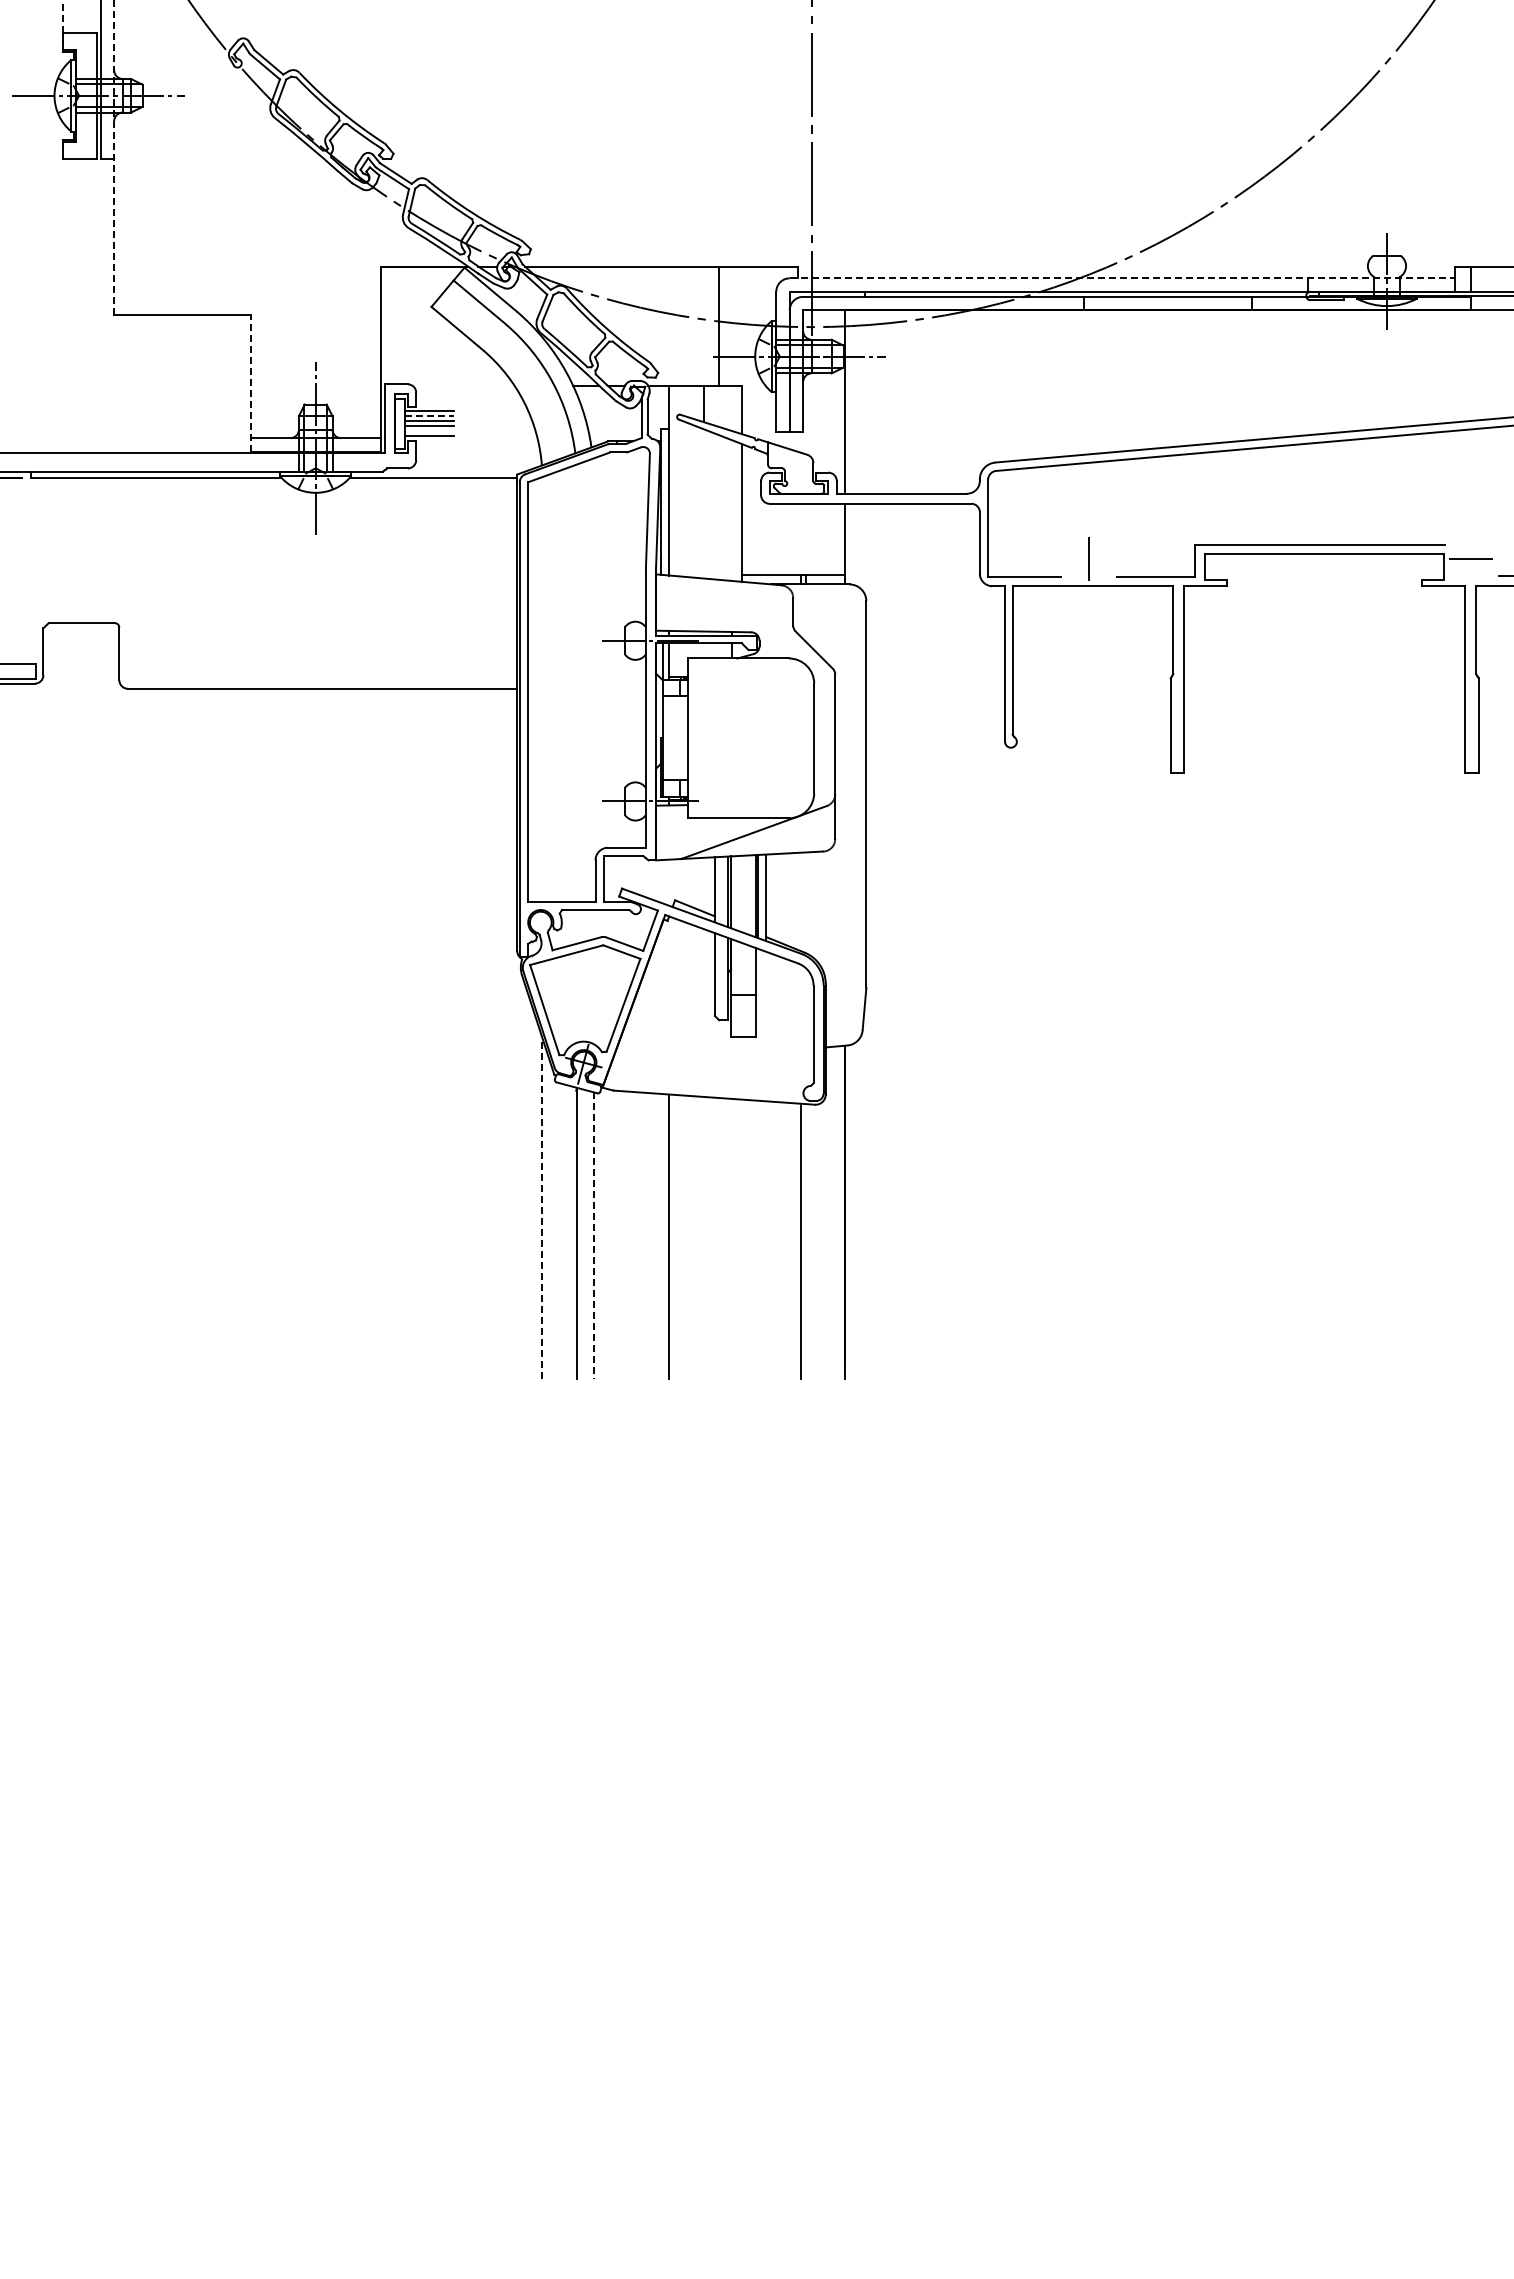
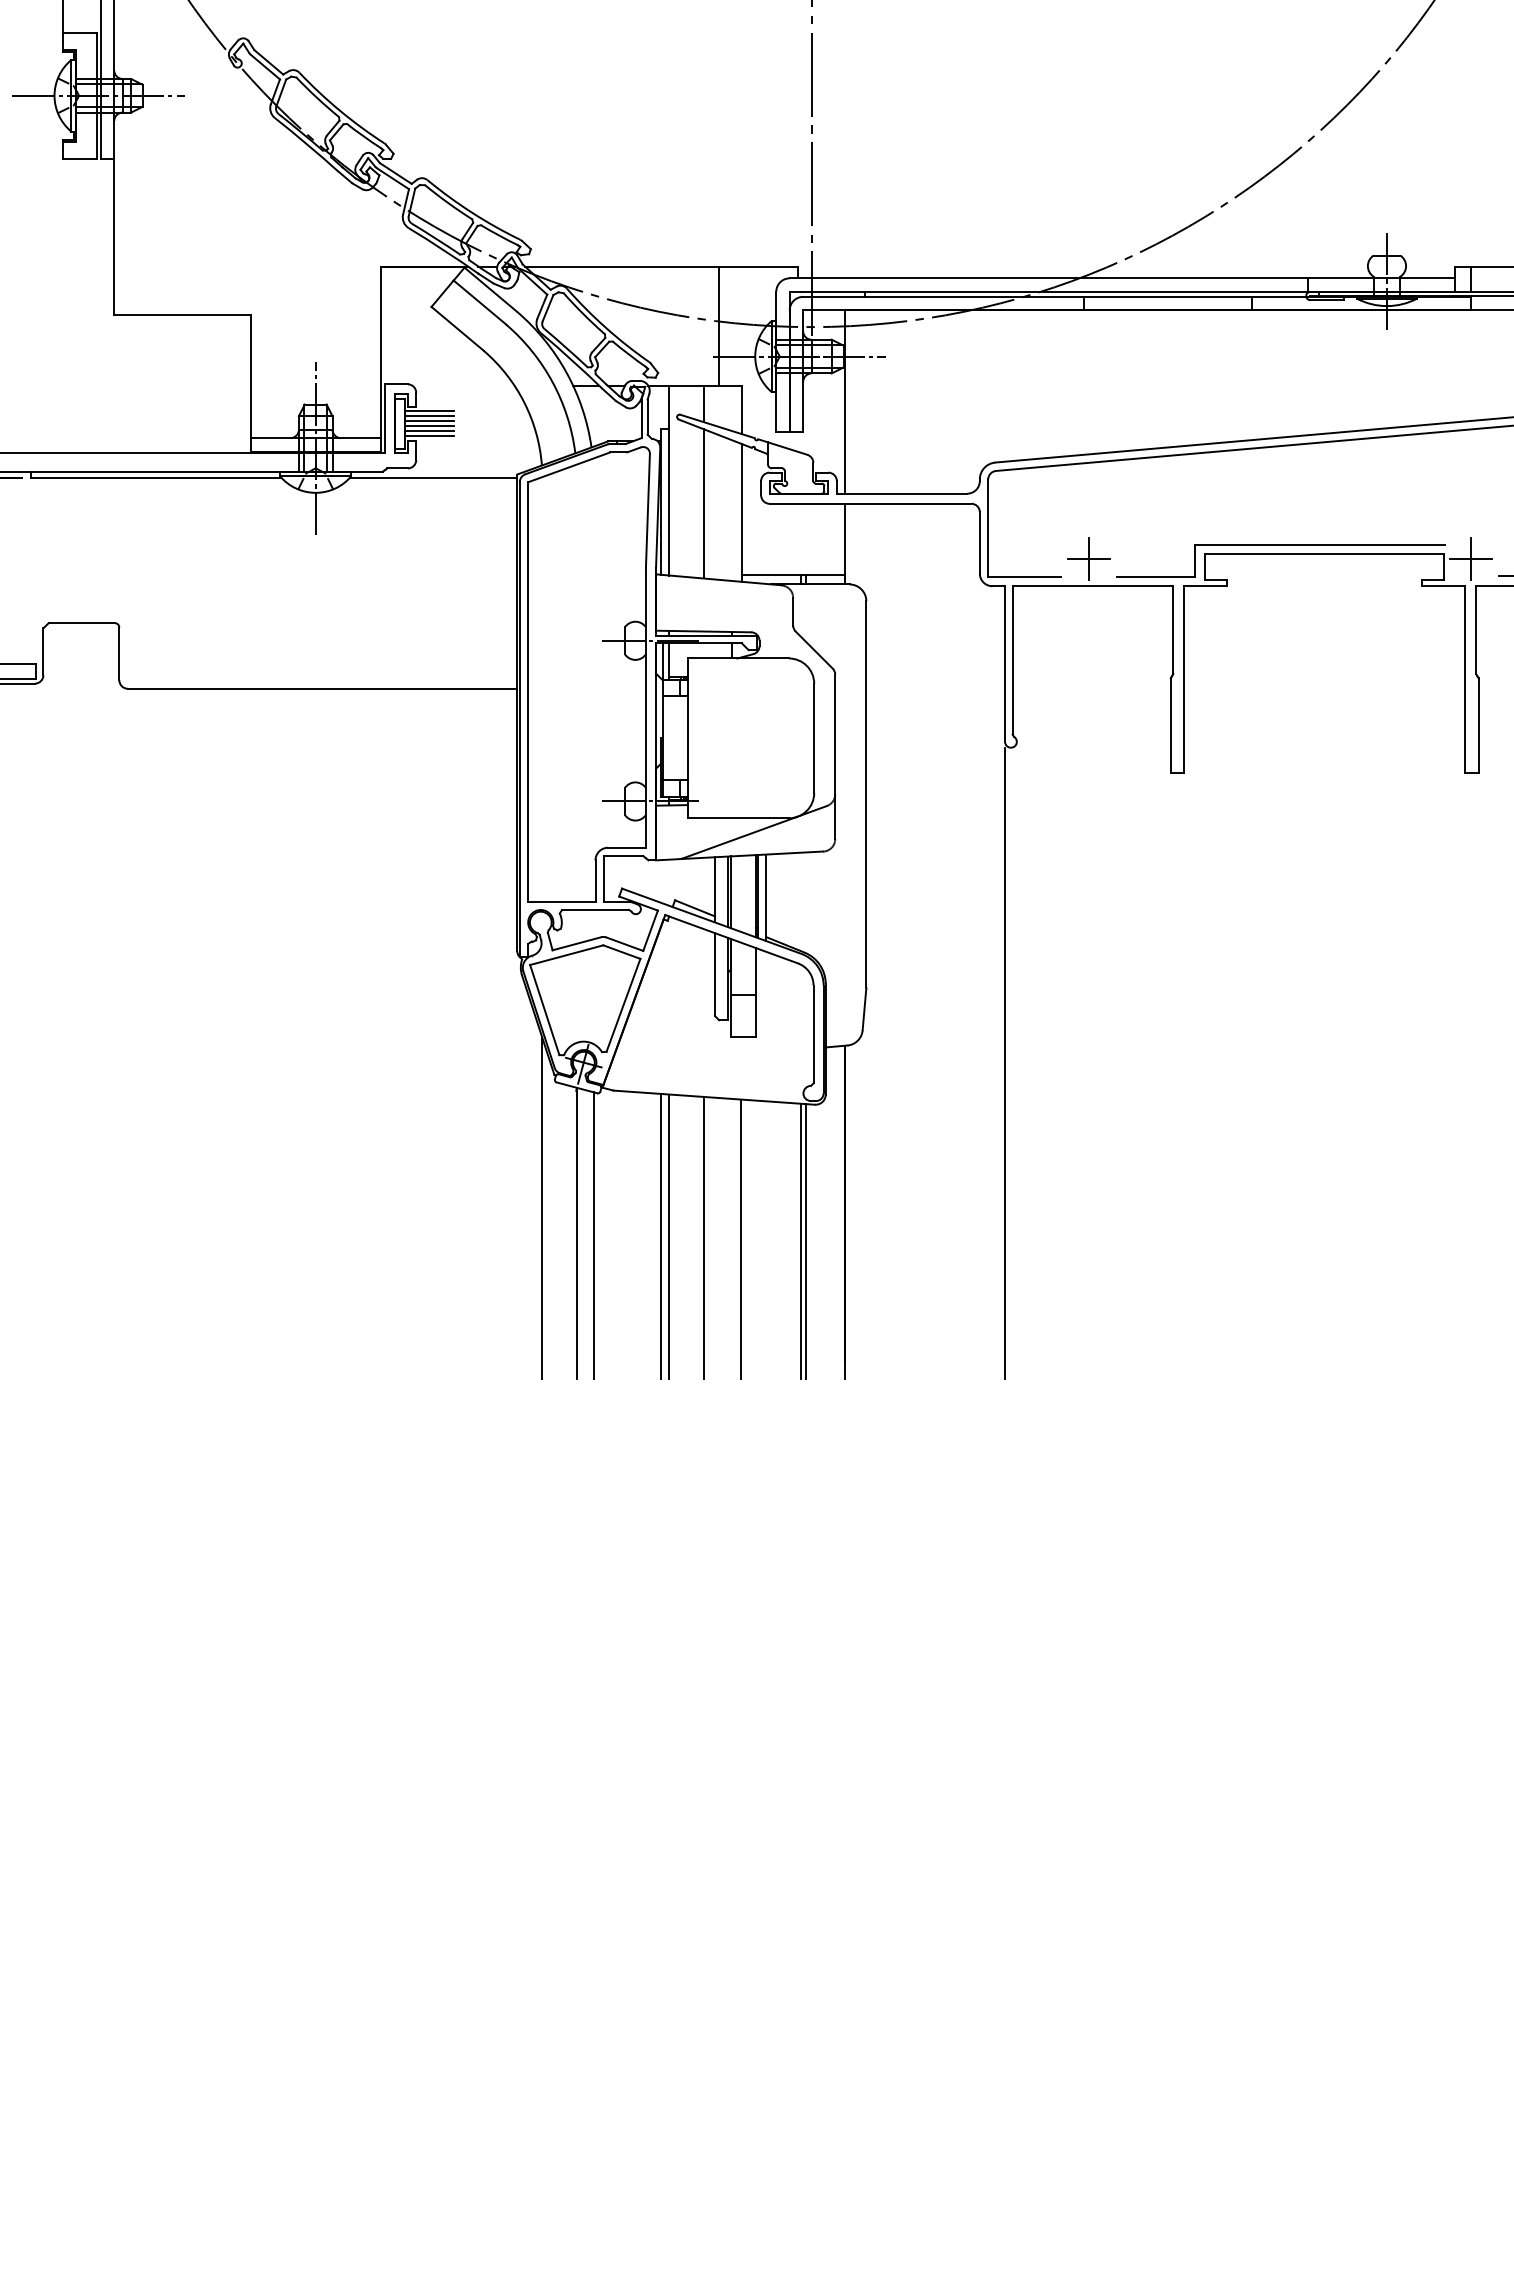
line: dashed -> solid (62, 16)
line: dashed -> solid (114, 157)
line: dashed -> solid (1122, 278)
line: dashed -> solid (250, 383)
line: dashed -> solid (430, 416)
line: none -> present (429, 431)
line: none -> present (703, 503)
line: none -> present (1089, 559)
line: none -> present (1471, 559)
line: none -> present (1005, 1062)
line: dashed -> solid (542, 1207)
line: none -> present (661, 1235)
line: dashed -> solid (593, 1236)
line: none -> present (703, 1237)
line: none -> present (740, 1238)
line: none -> present (805, 1241)
